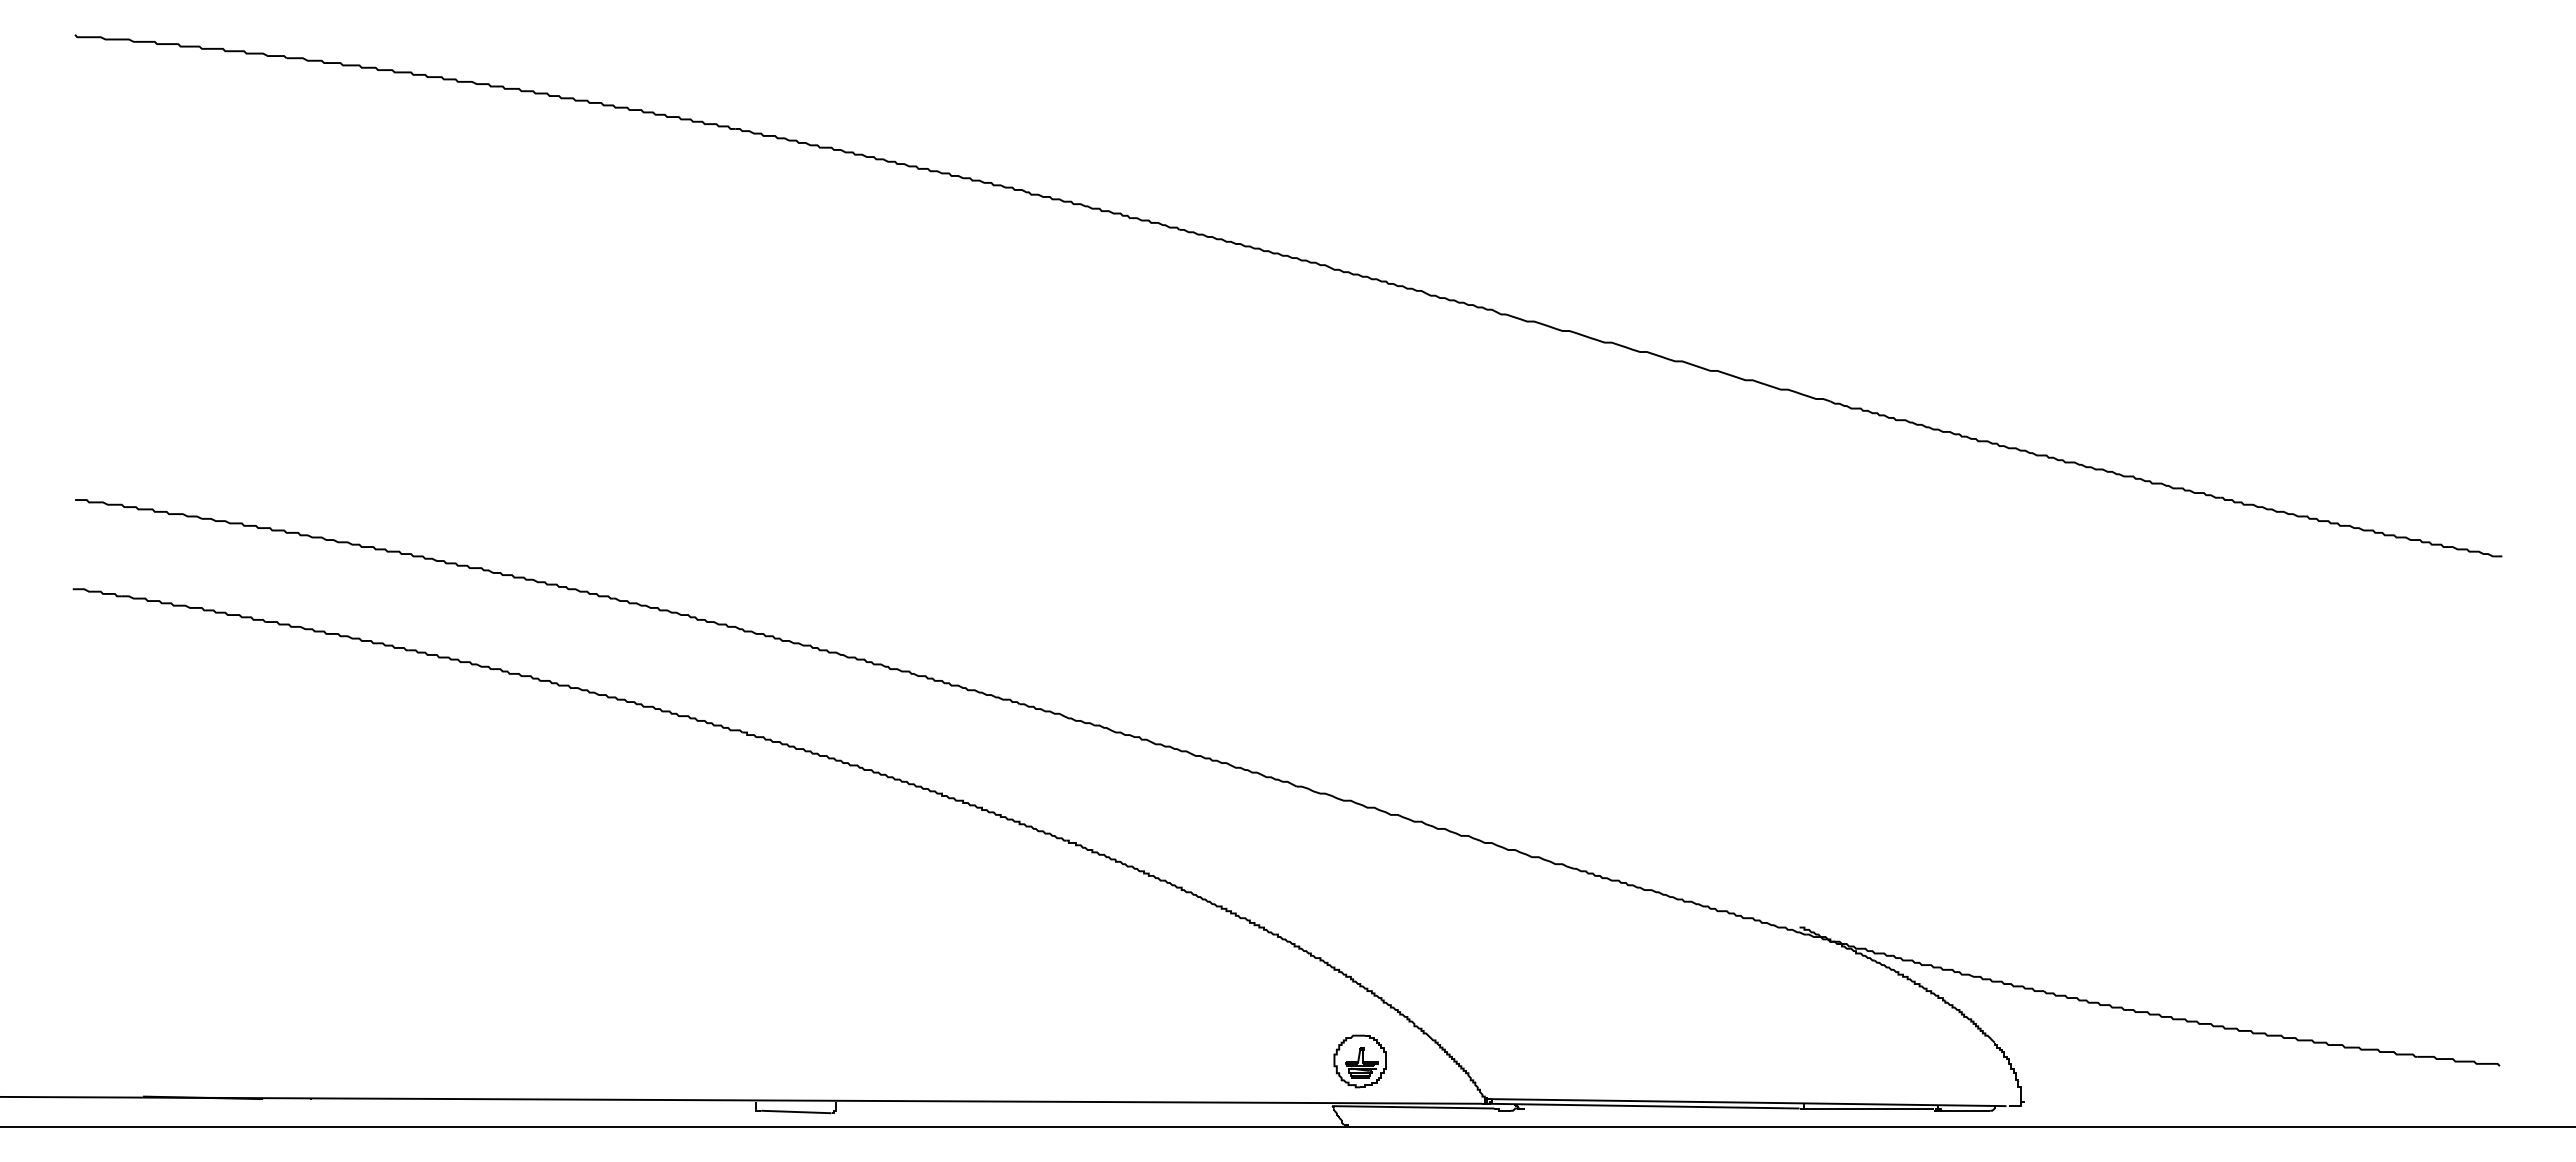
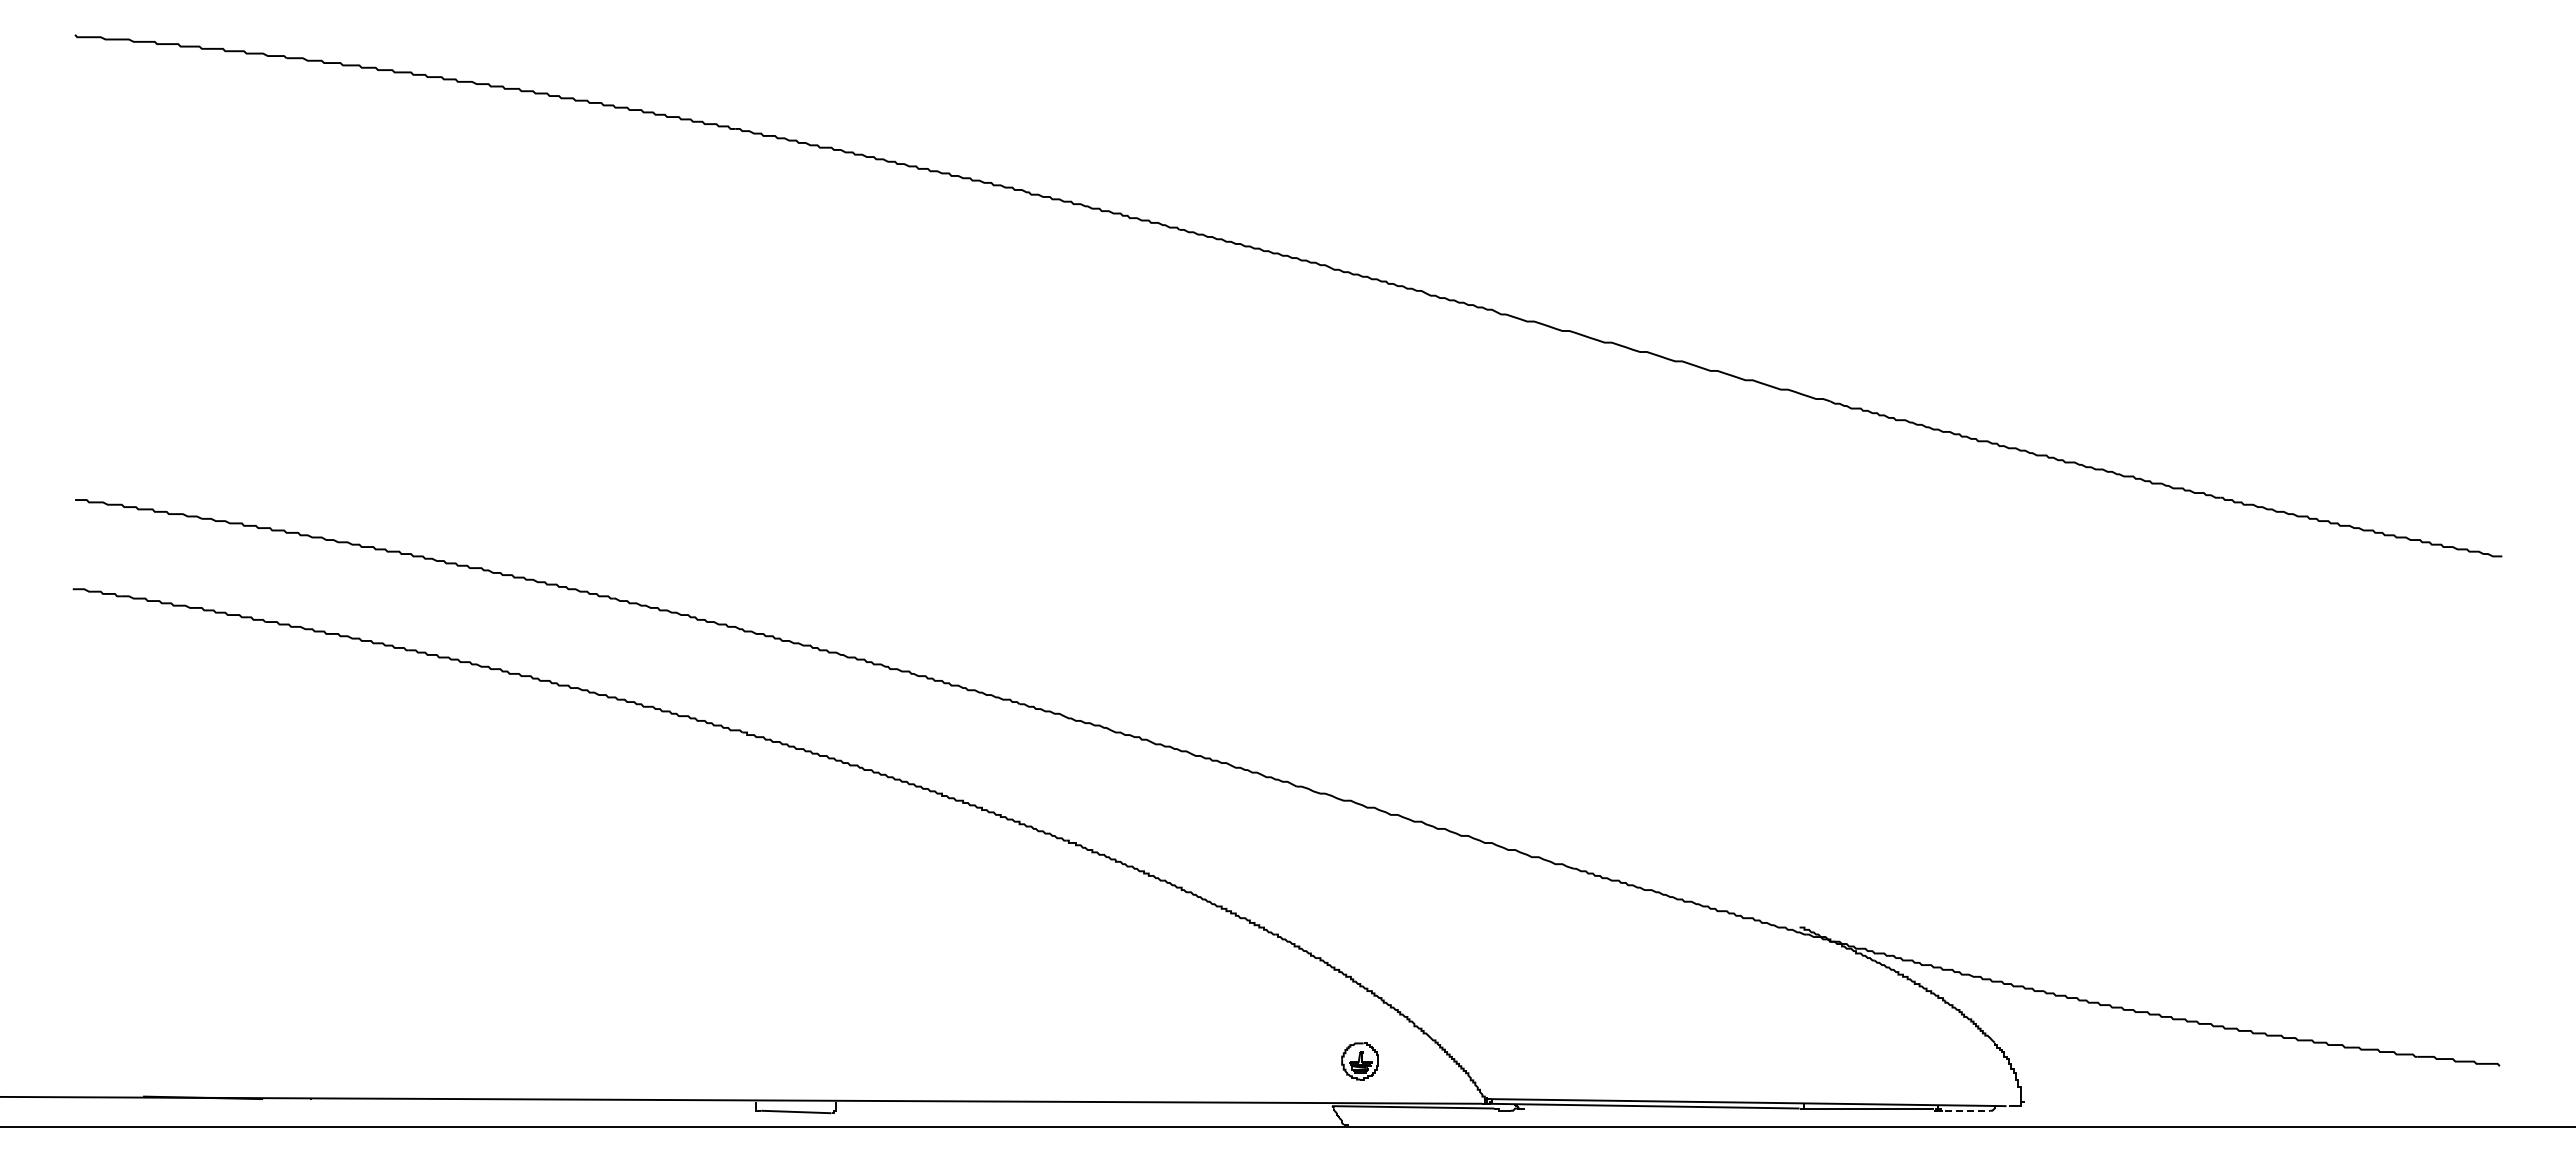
part size: 54x55 px -> 38x39 px (1359, 1061)
line: solid -> dashed (1962, 1110)
